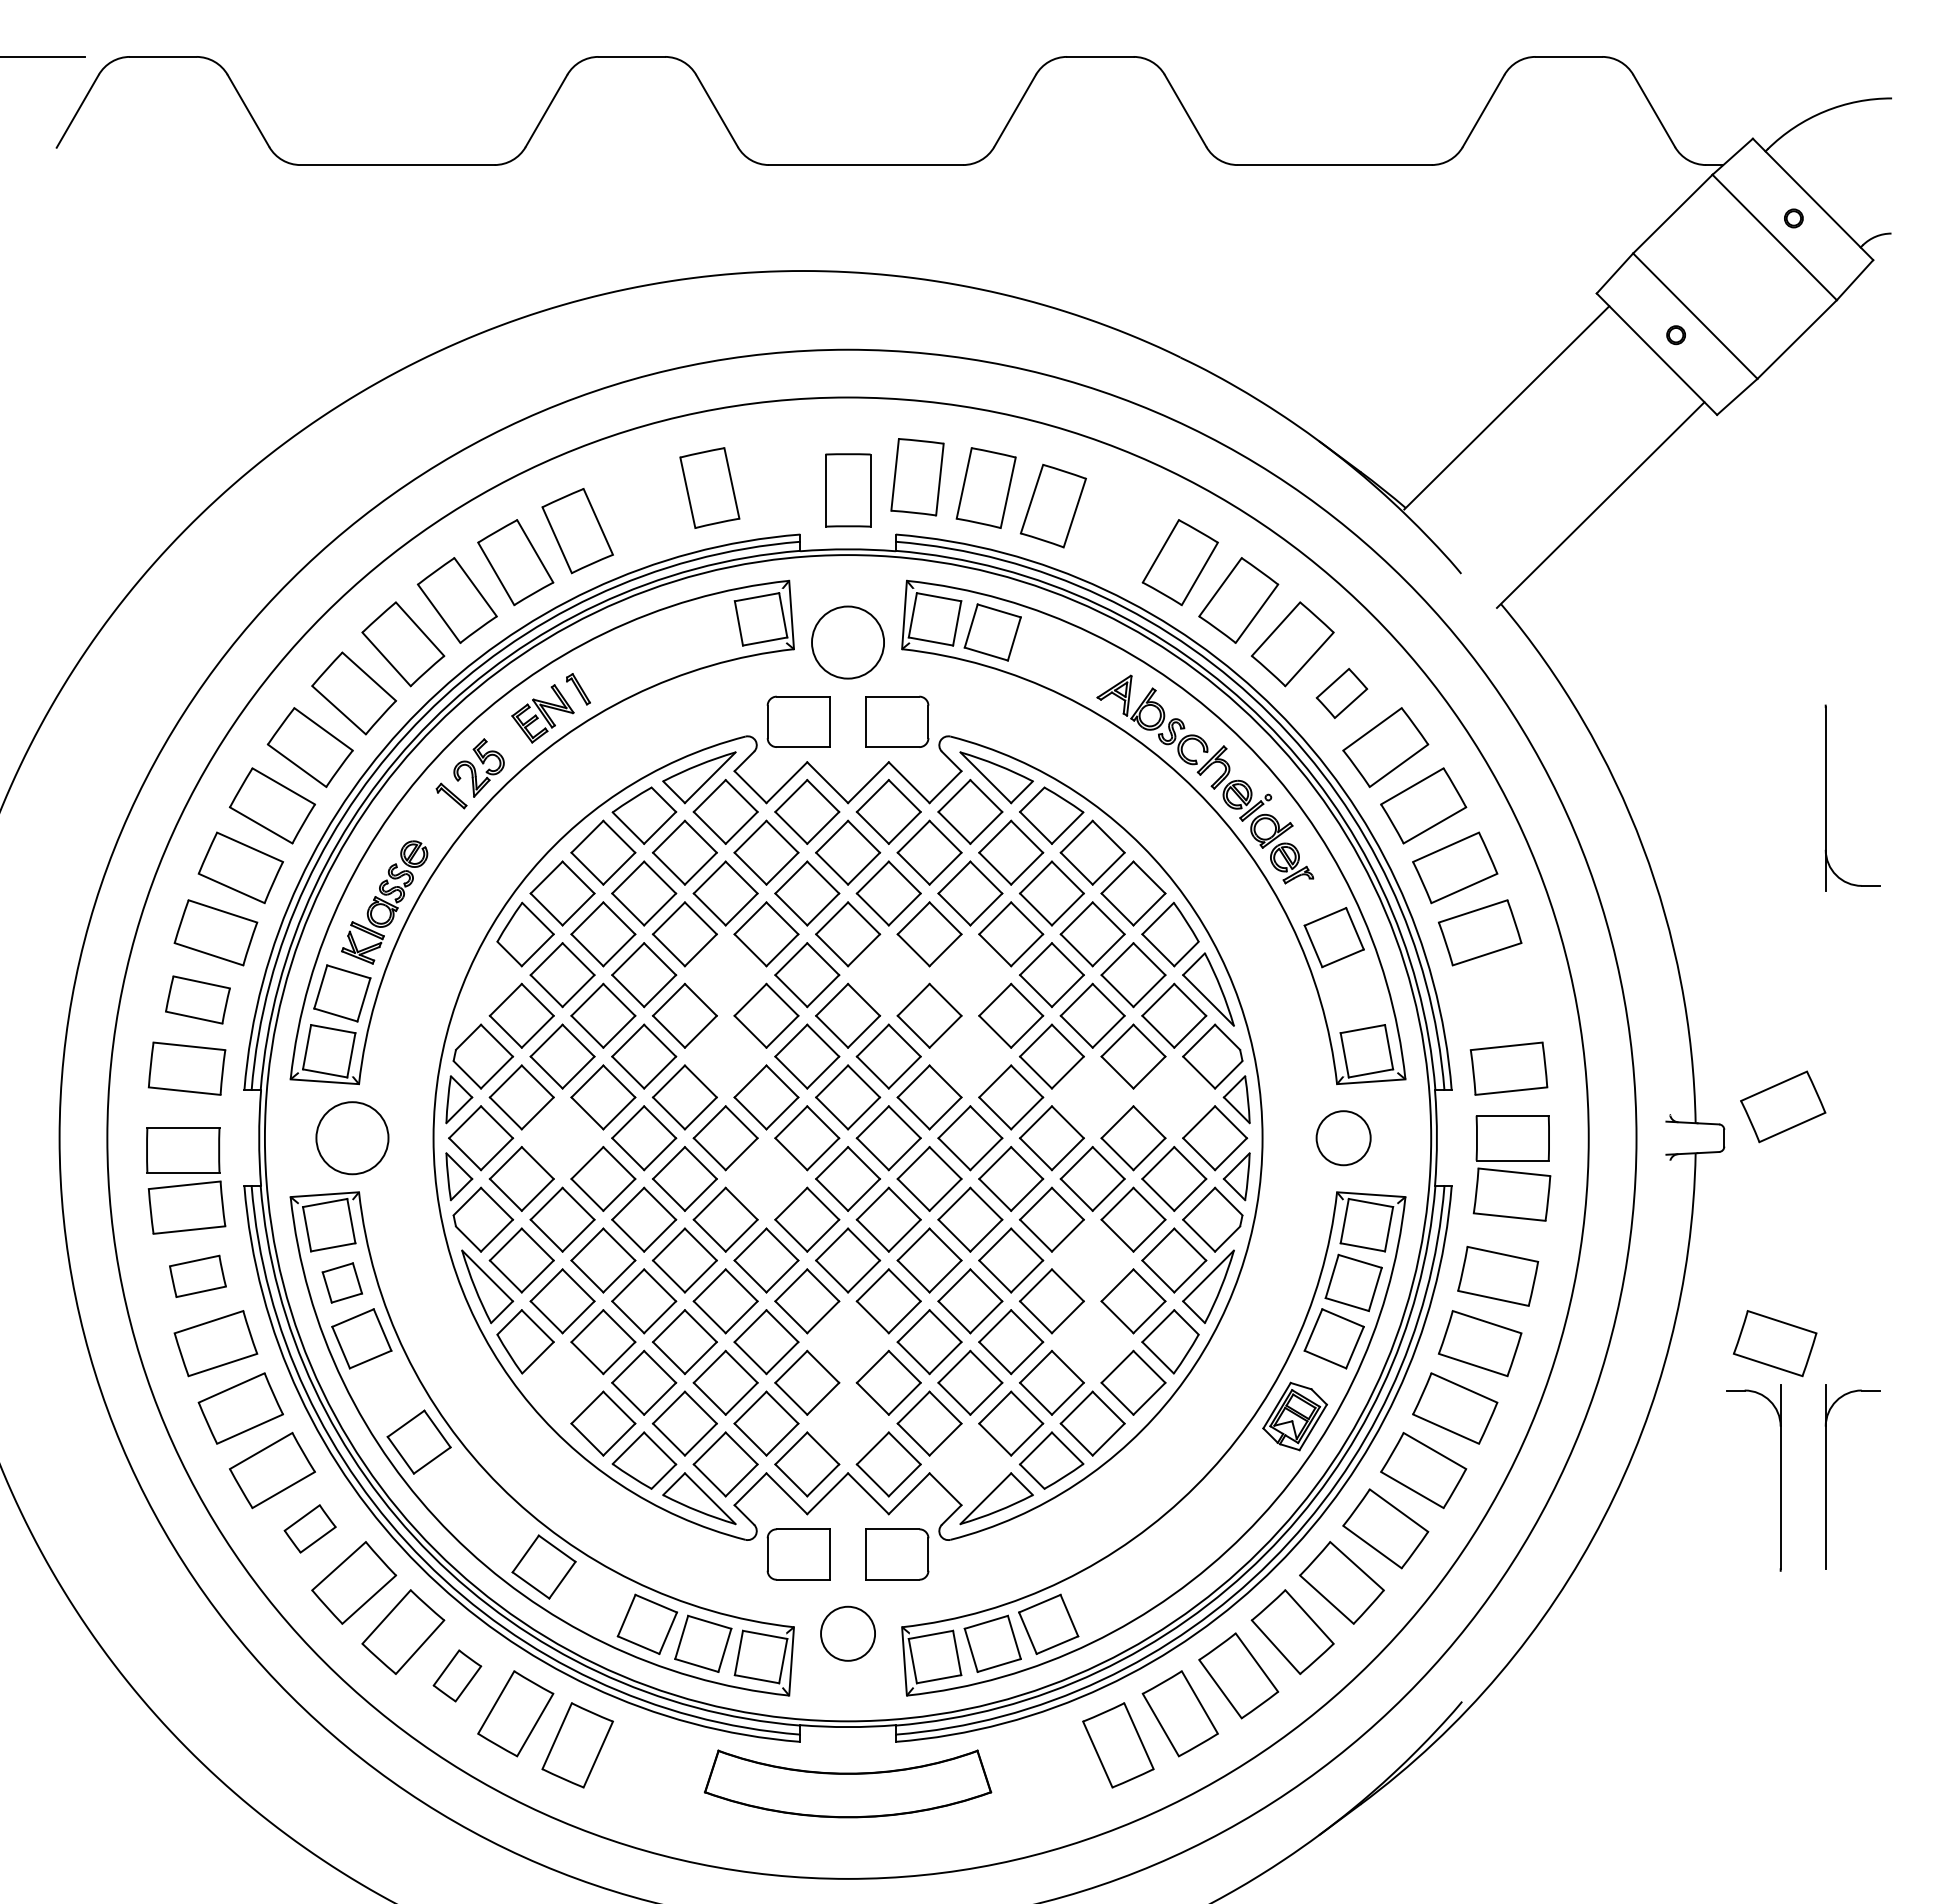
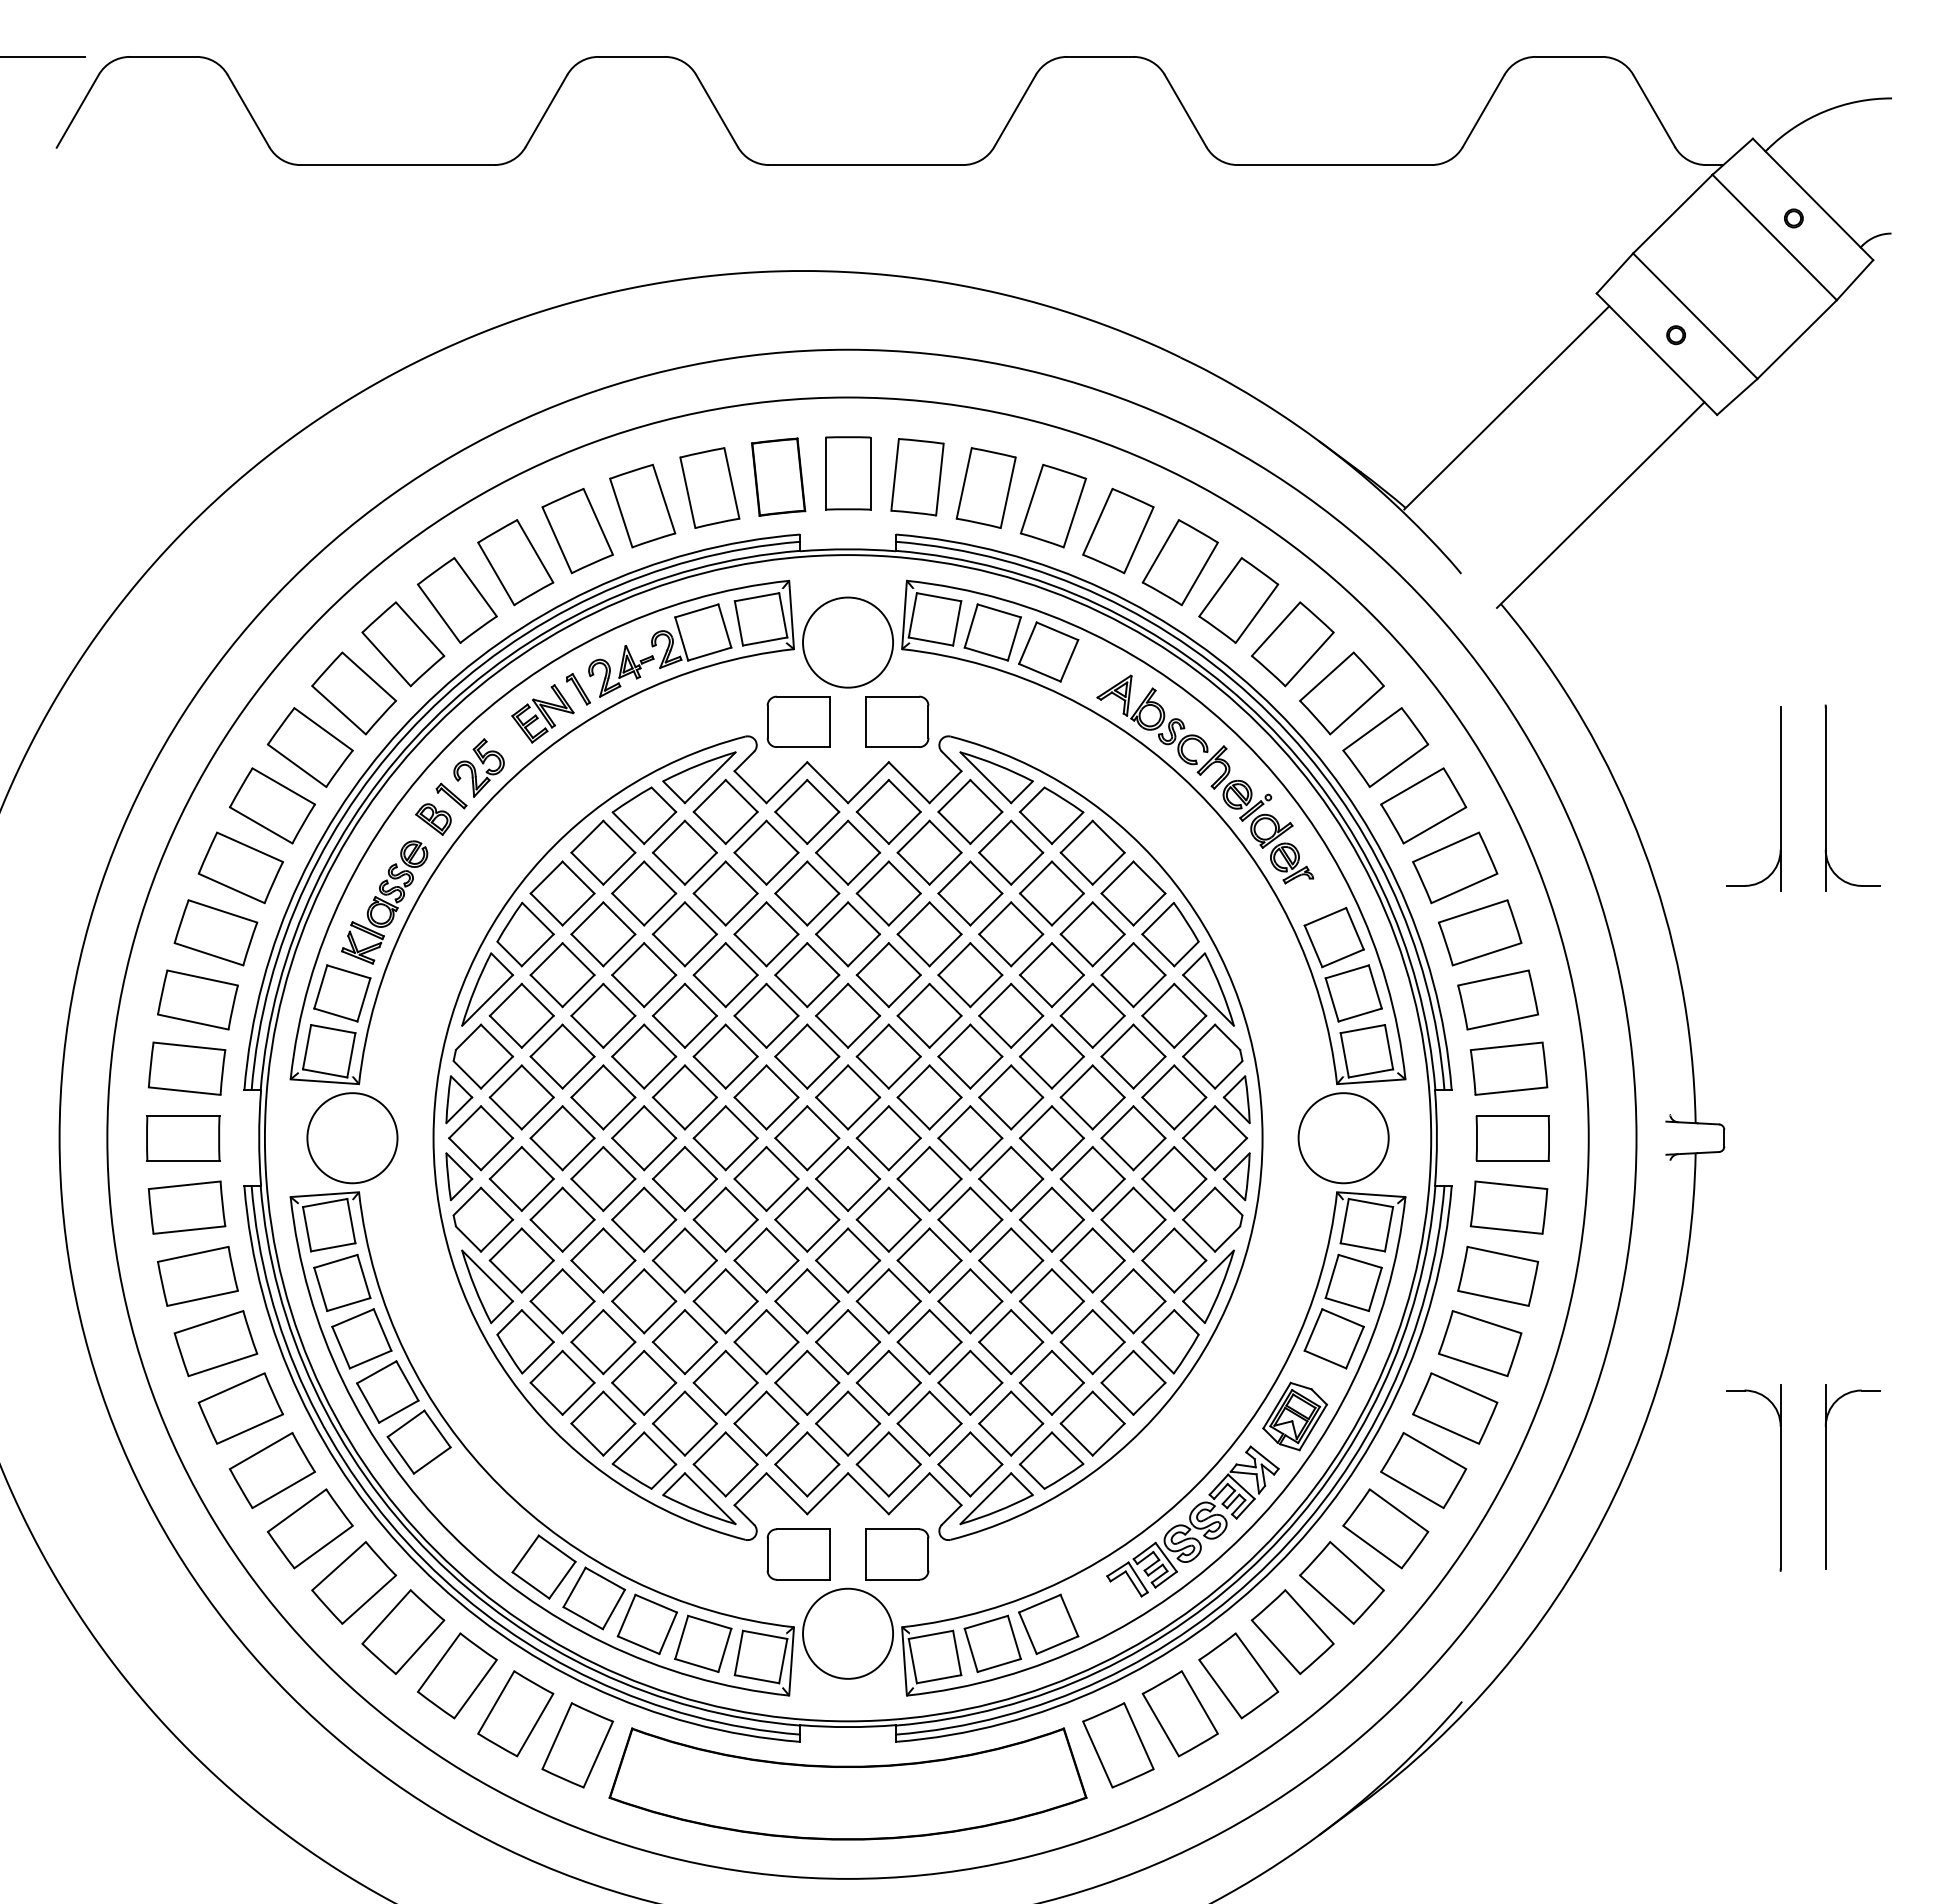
part: none -> present (778, 476)
part position: (848, 490) -> (848, 473) (848, 473)
part: none -> present (642, 505)
part: none -> present (1118, 531)
circle size: 74x75 px -> 92x93 px (847, 642)
part: none -> present (660, 650)
part: none -> present (1048, 651)
part size: 54x51 px -> 86x85 px (1341, 693)
part: none -> present (1780, 798)
part: none -> present (433, 819)
part: none -> present (725, 975)
part: none -> present (888, 975)
part: none -> present (970, 975)
part: none -> present (487, 989)
part: none -> present (1353, 993)
part size: 66x50 px -> 82x62 px (197, 999)
part: none -> present (1497, 999)
part: none -> present (725, 1056)
part: none -> present (970, 1056)
part: none -> present (1092, 1097)
part: none -> present (1174, 1097)
part: present -> none (1783, 1106)
circle diameter: 72 px -> 90 px (352, 1138)
part: none -> present (562, 1138)
circle diameter: 54 px -> 90 px (1343, 1138)
part position: (183, 1150) -> (183, 1138) (183, 1138)
part: none -> present (766, 1178)
part position: (1511, 1194) -> (1508, 1207) (1508, 1207)
part: none -> present (1092, 1260)
part size: 58x44 px -> 82x61 px (197, 1276)
part size: 42x42 px -> 59x60 px (342, 1282)
part: none -> present (848, 1342)
part: none -> present (1092, 1342)
part: present -> none (1774, 1343)
part: none -> present (562, 1382)
part: none -> present (387, 1391)
part: none -> present (848, 1423)
part: none -> present (970, 1464)
part: none -> present (1192, 1521)
part size: 54x50 px -> 88x82 px (309, 1528)
part: none -> present (594, 1598)
circle diameter: 54 px -> 90 px (848, 1633)
part size: 51x54 px -> 81x88 px (457, 1675)
part size: 290x70 px -> 480x114 px (847, 1783)
